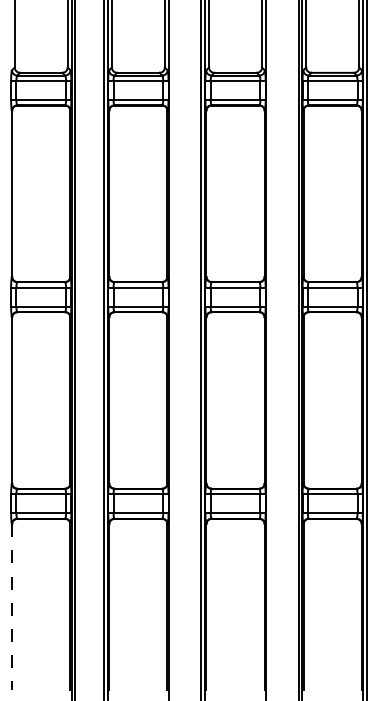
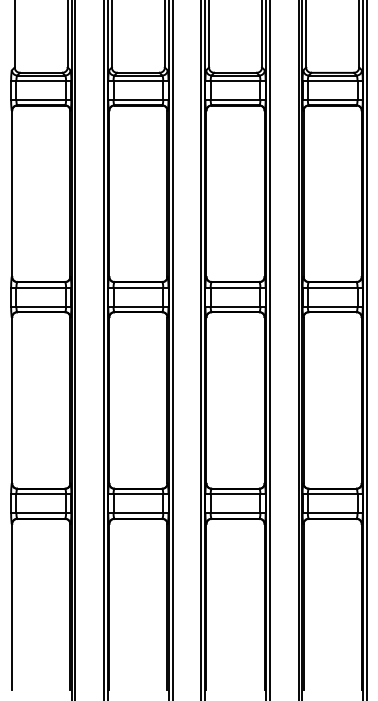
line: none -> present (172, 349)
line: none -> present (269, 349)
line: dashed -> solid (12, 607)
